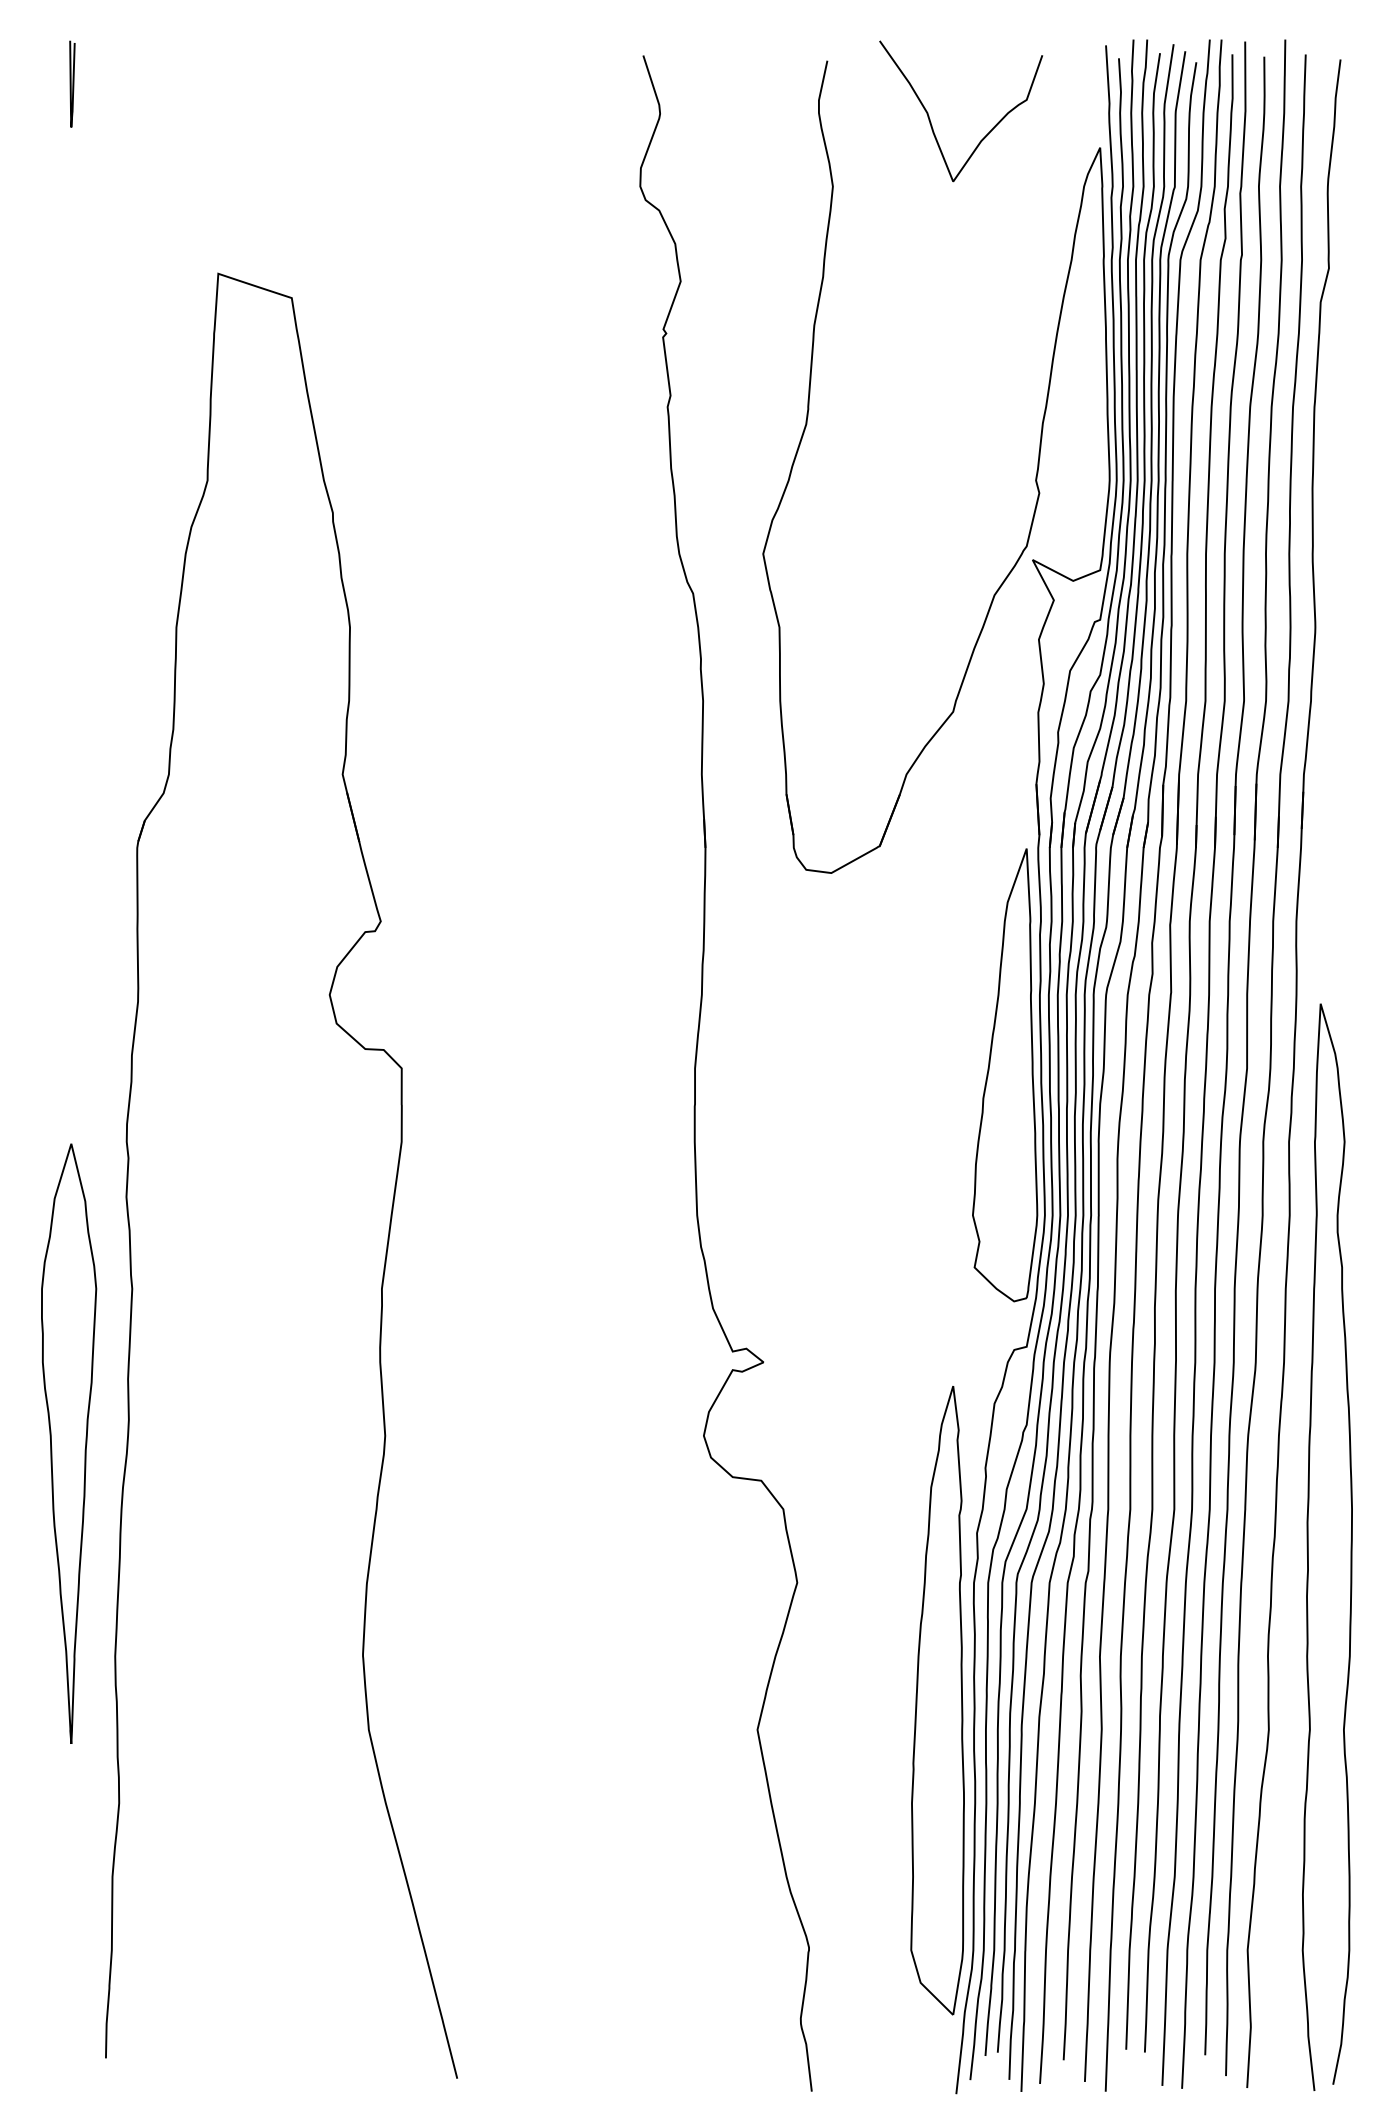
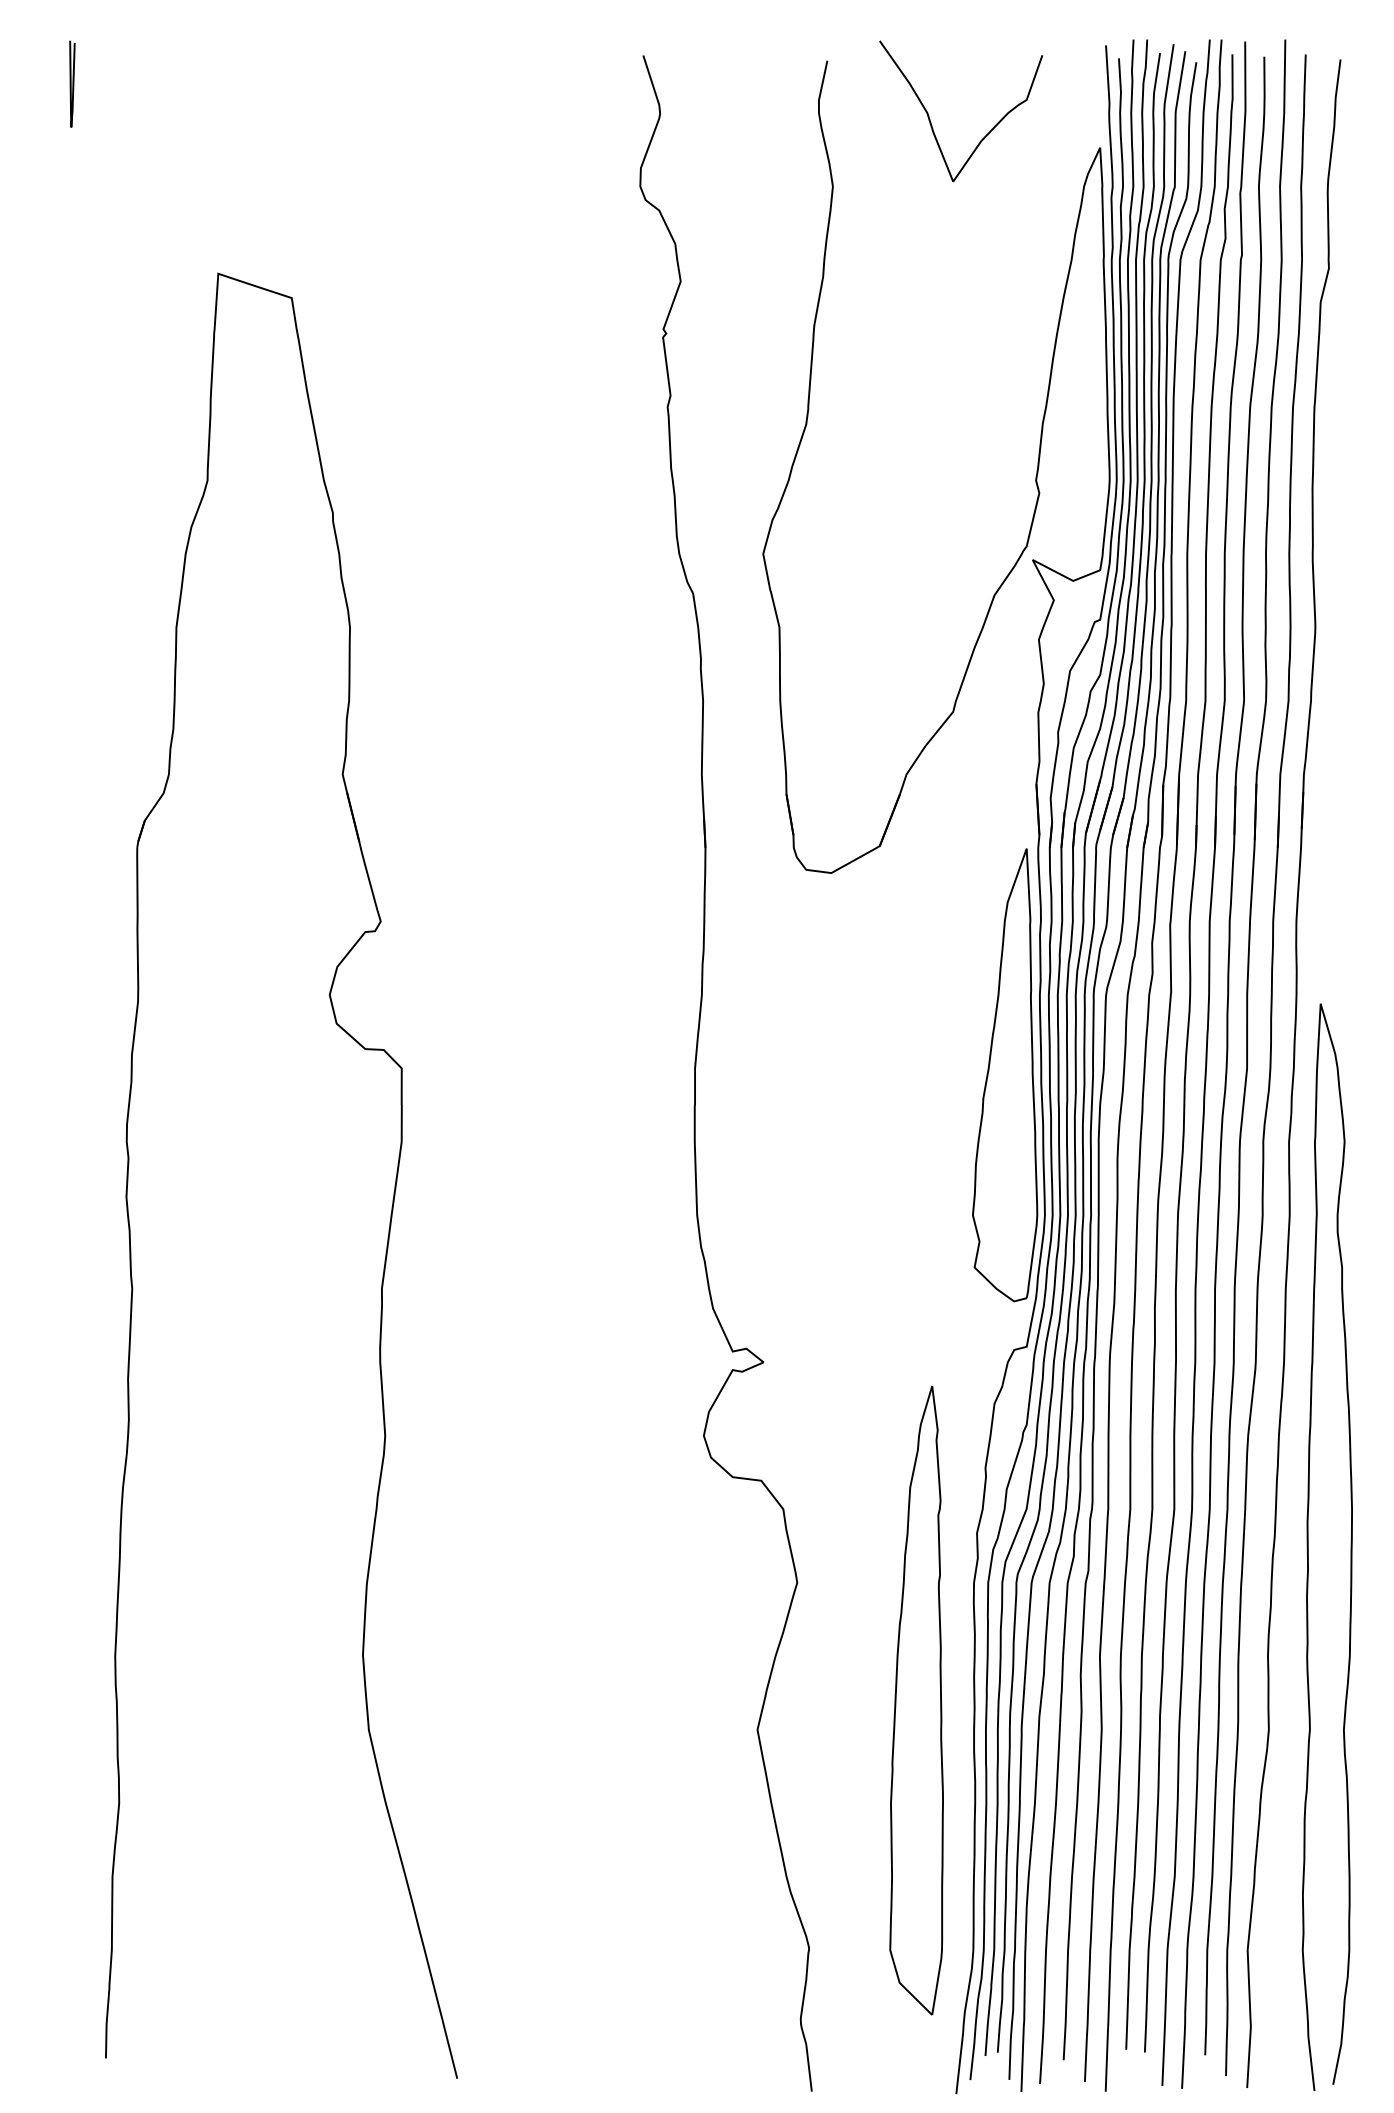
part: present -> none (69, 1443)
part position: (937, 1700) -> (916, 1700) (916, 1700)
